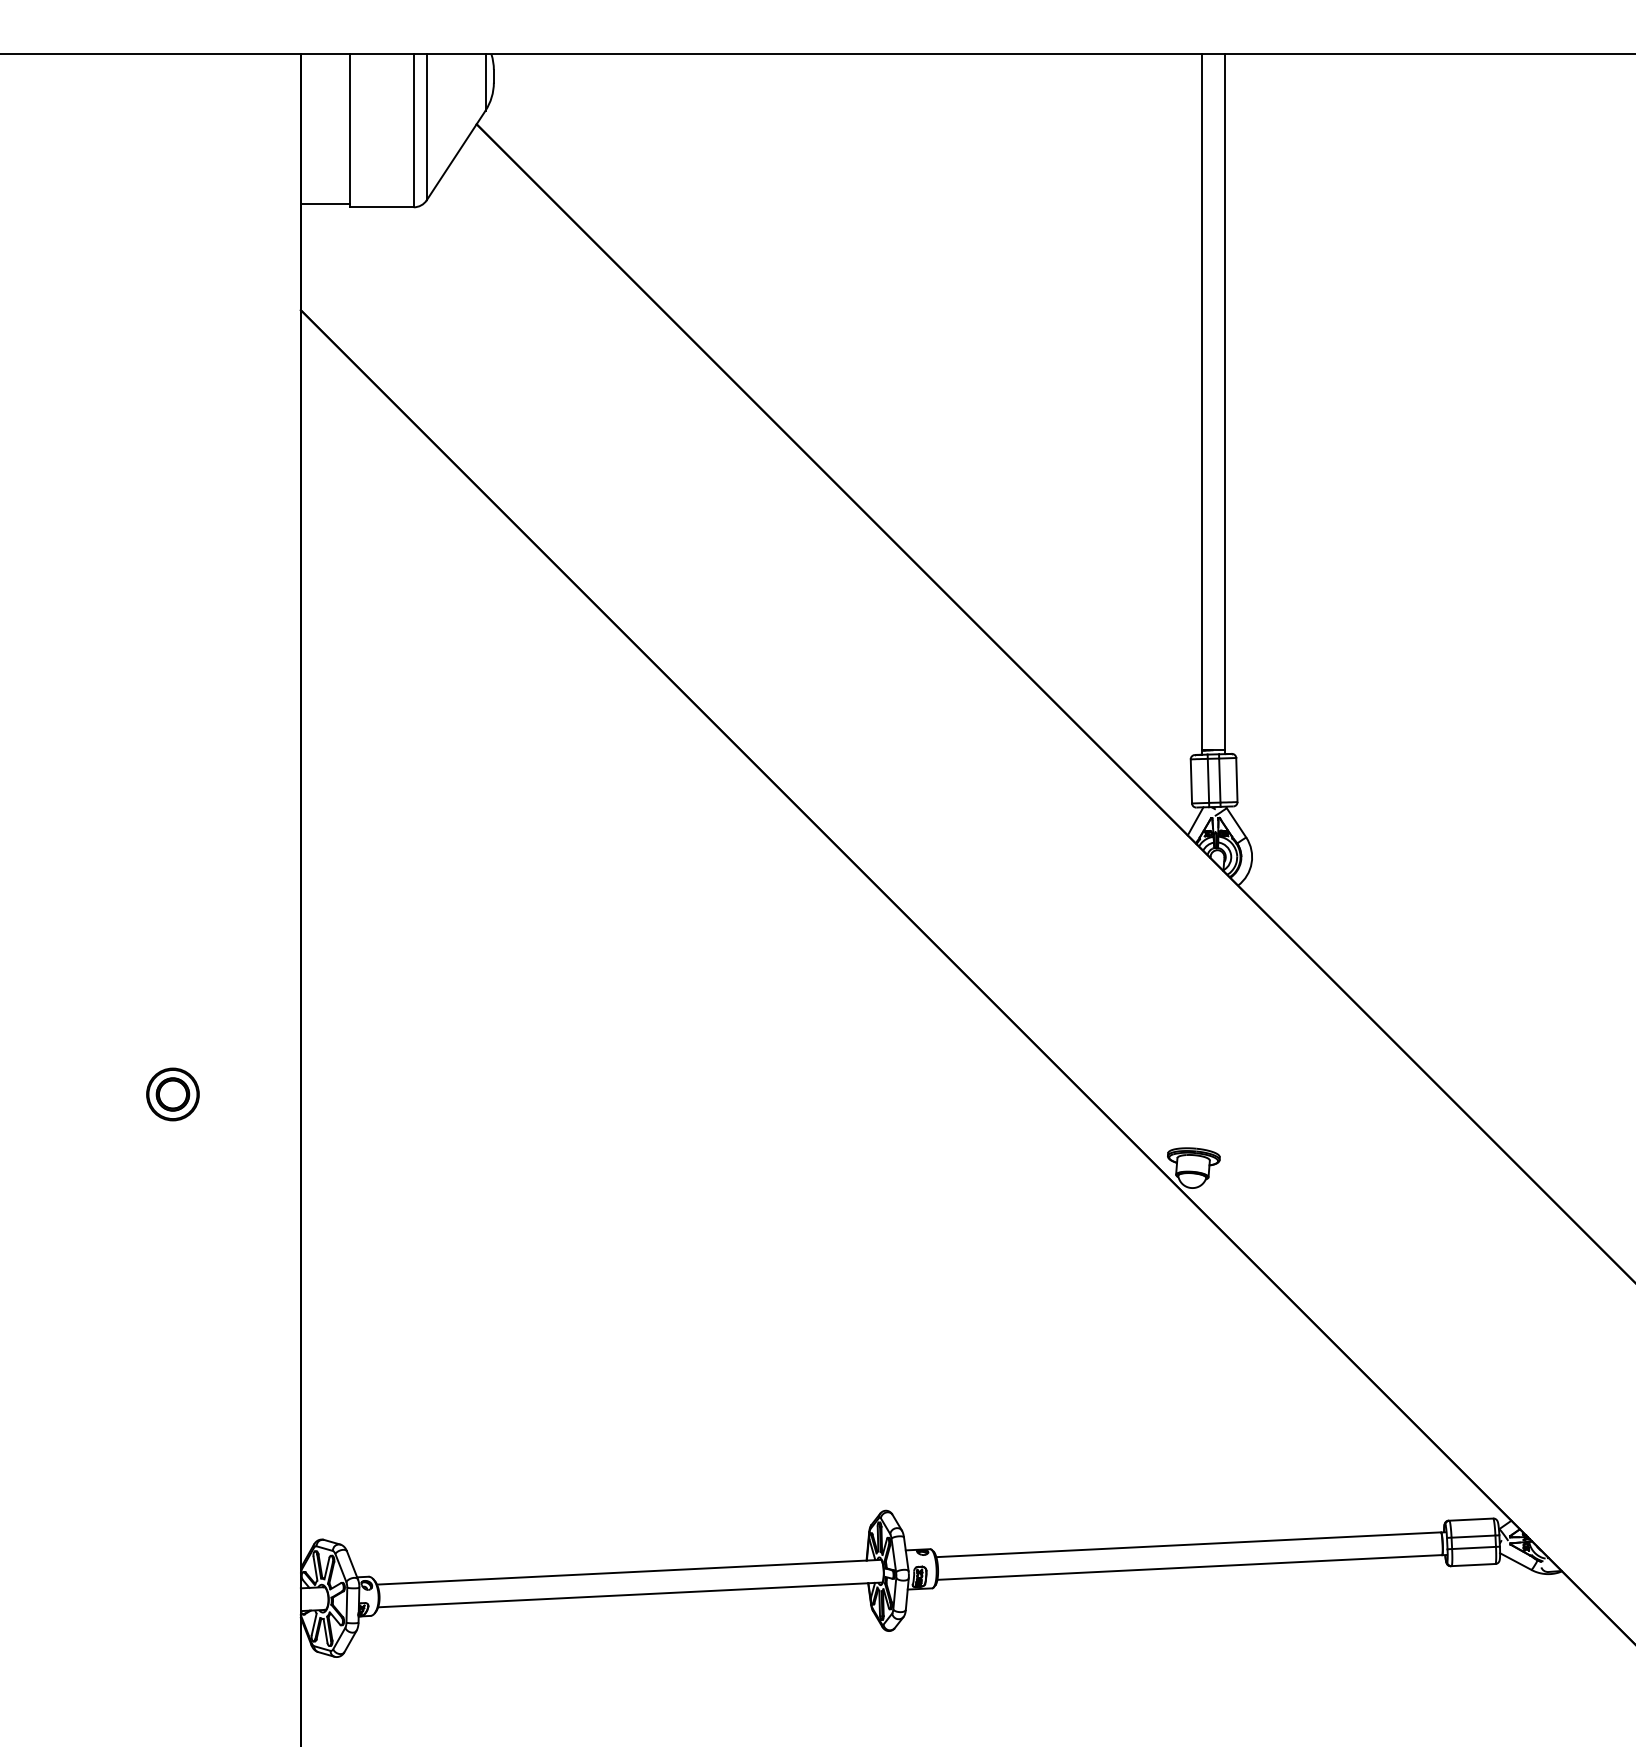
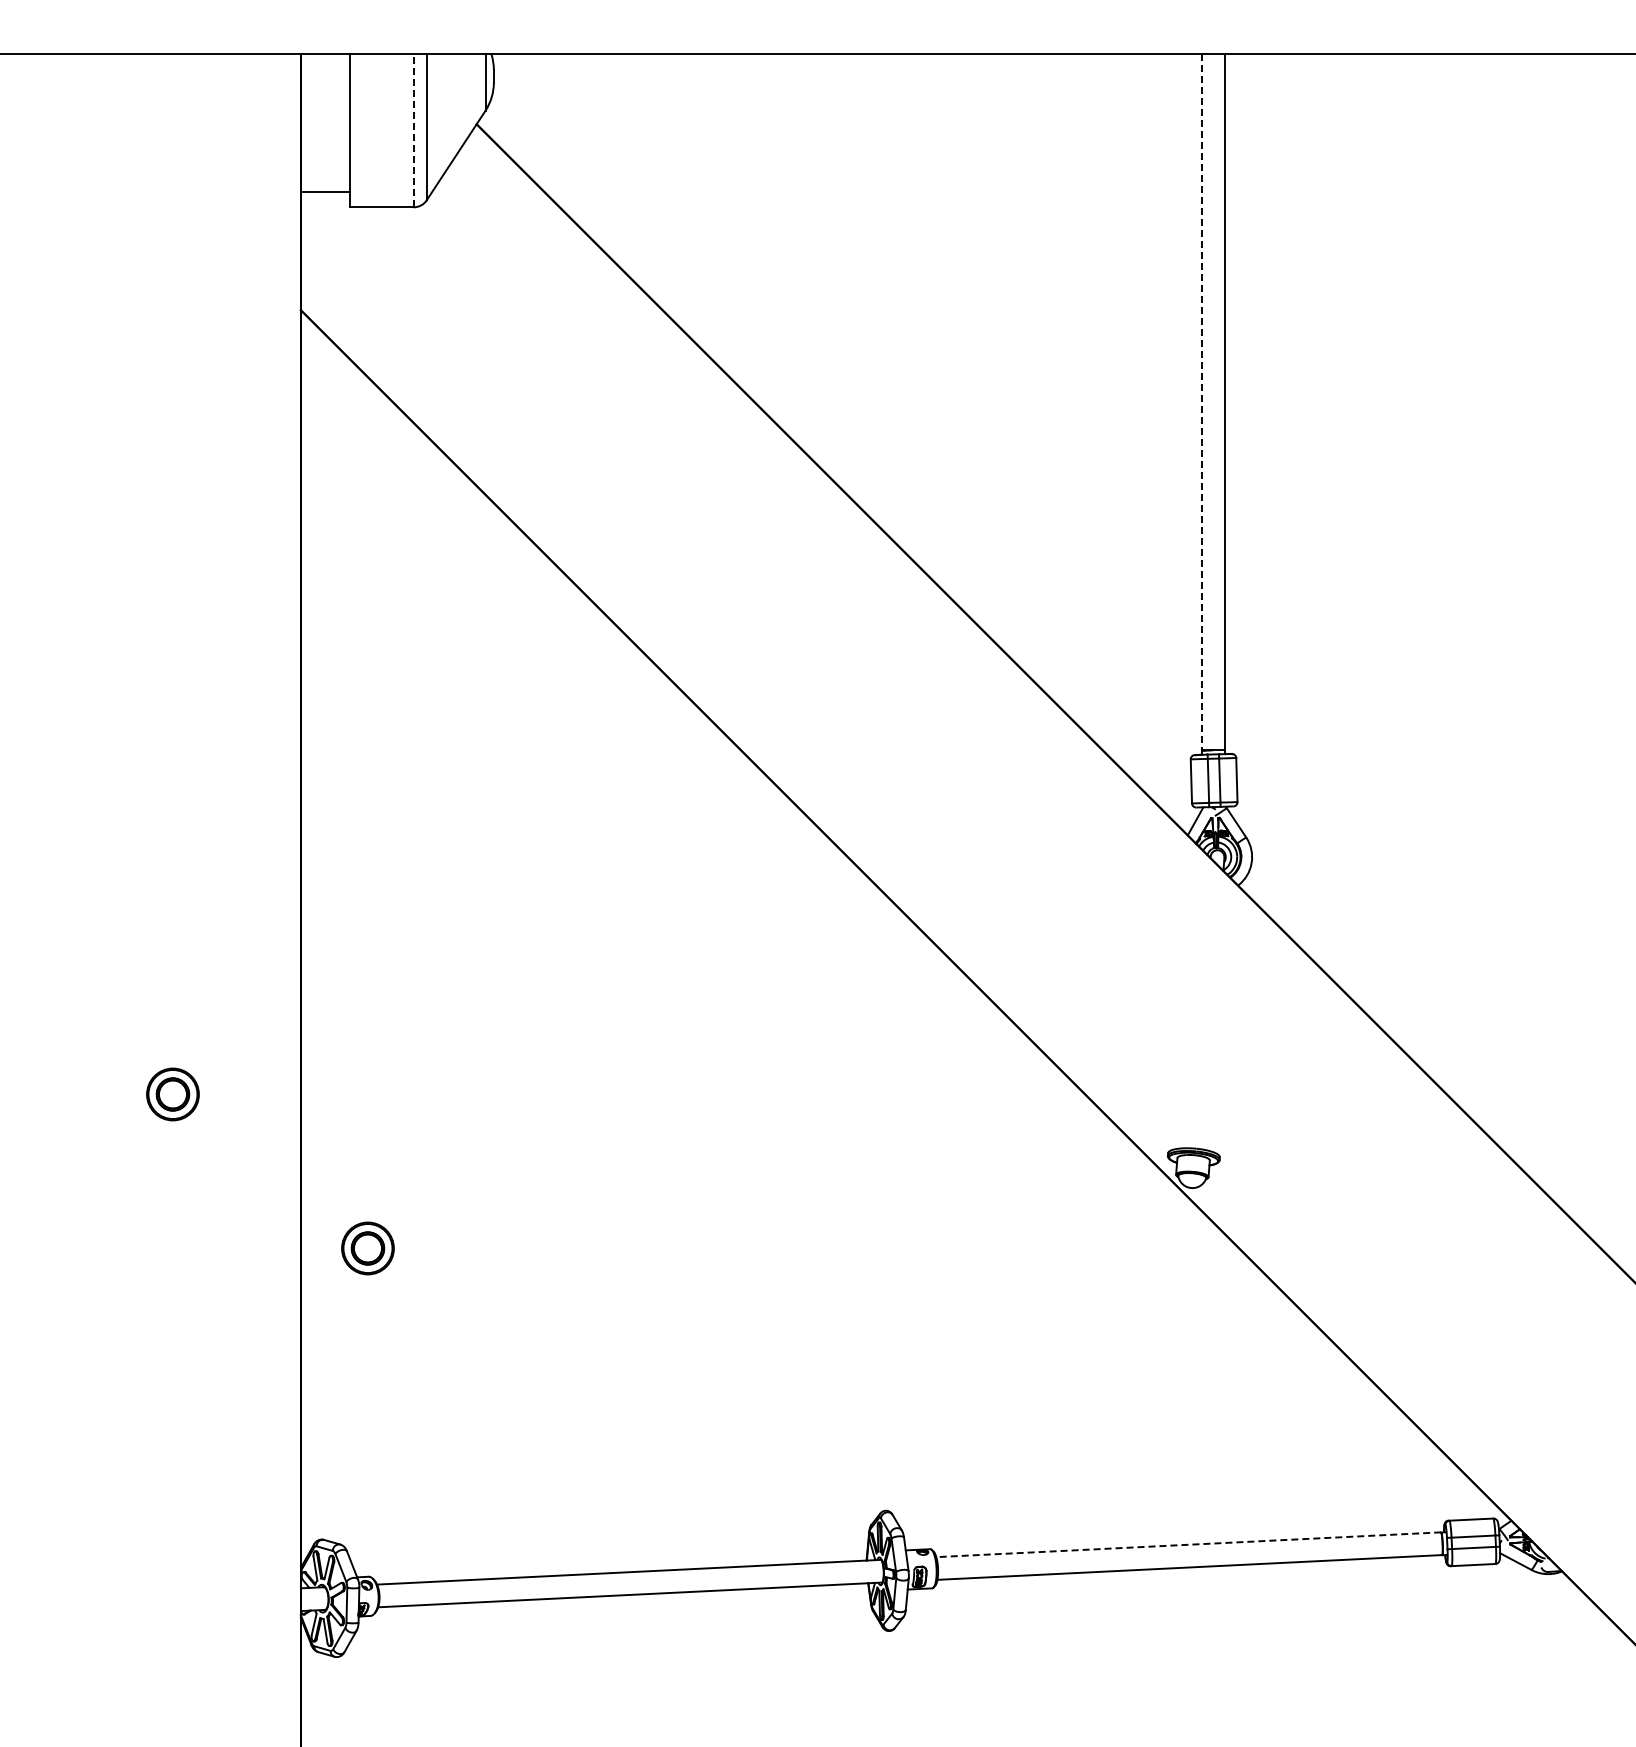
line: solid -> dashed (413, 130)
line position: (325, 204) -> (325, 192) (325, 192)
line: solid -> dashed (1202, 402)
part: none -> present (367, 1248)
line: solid -> dashed (1188, 1544)
